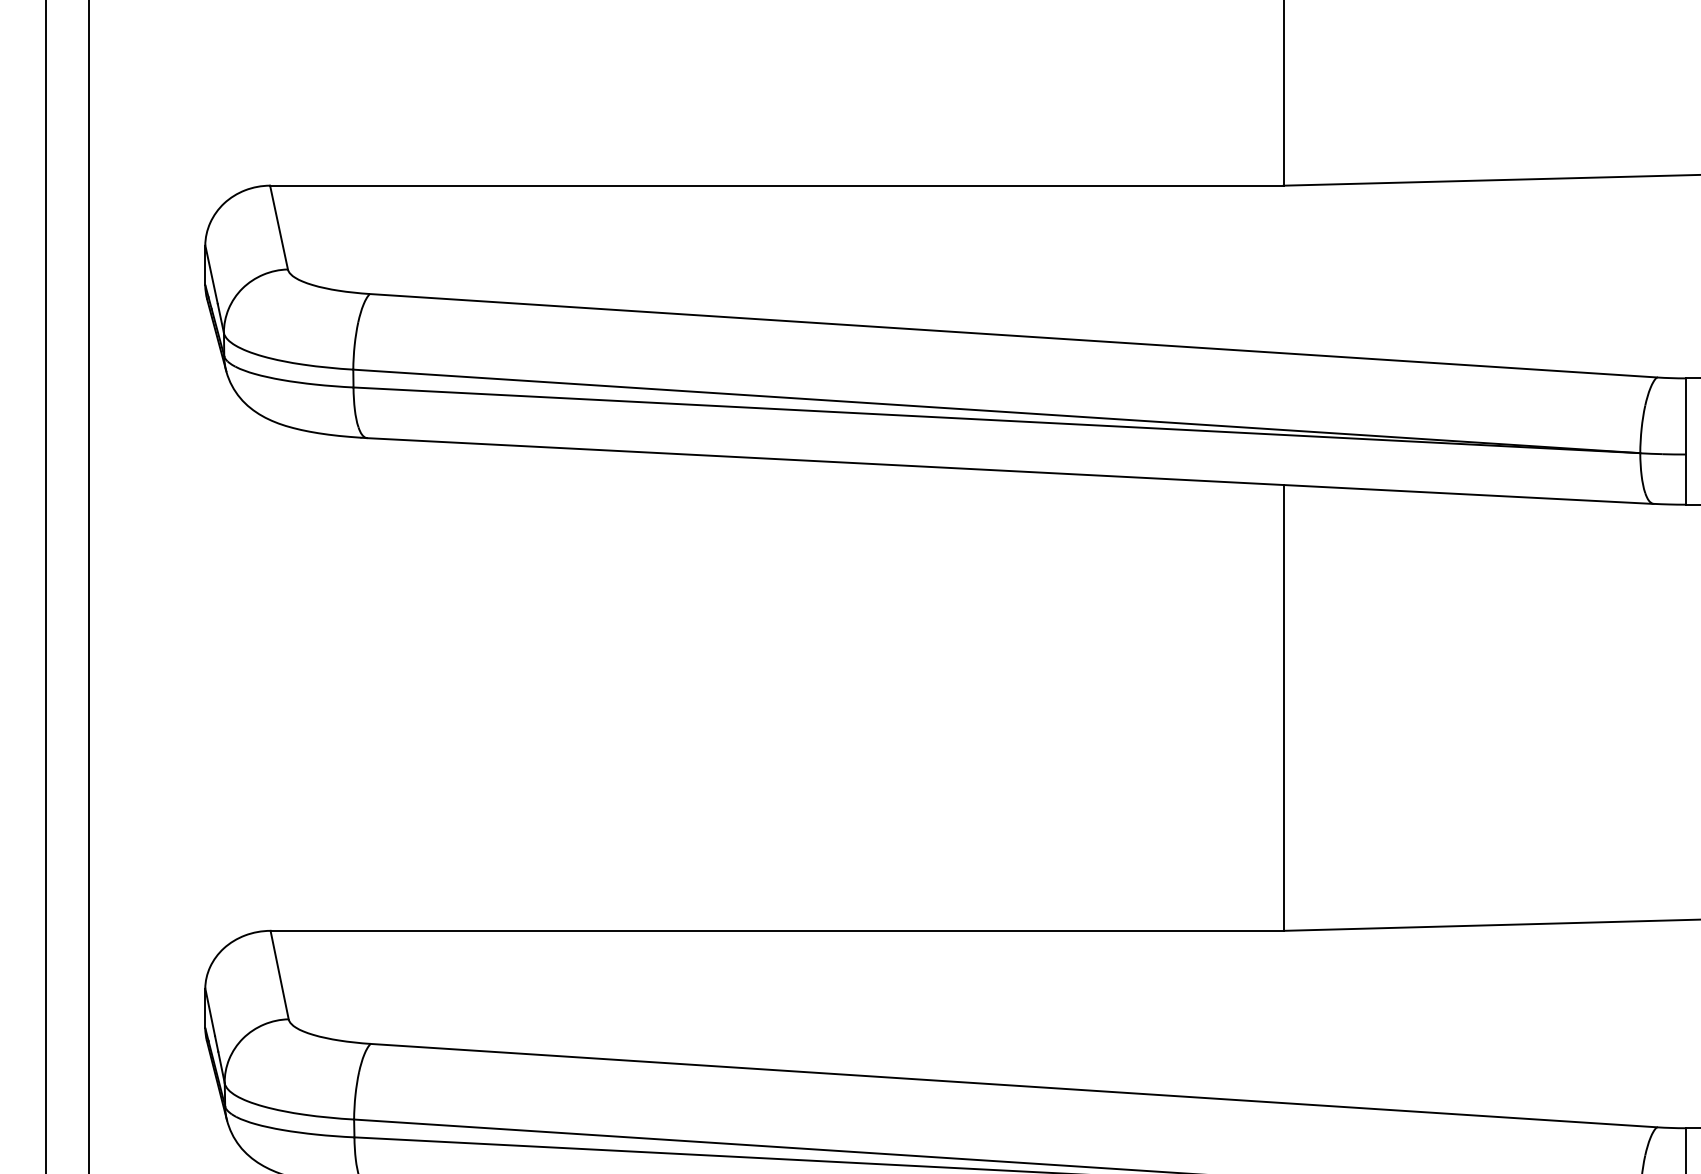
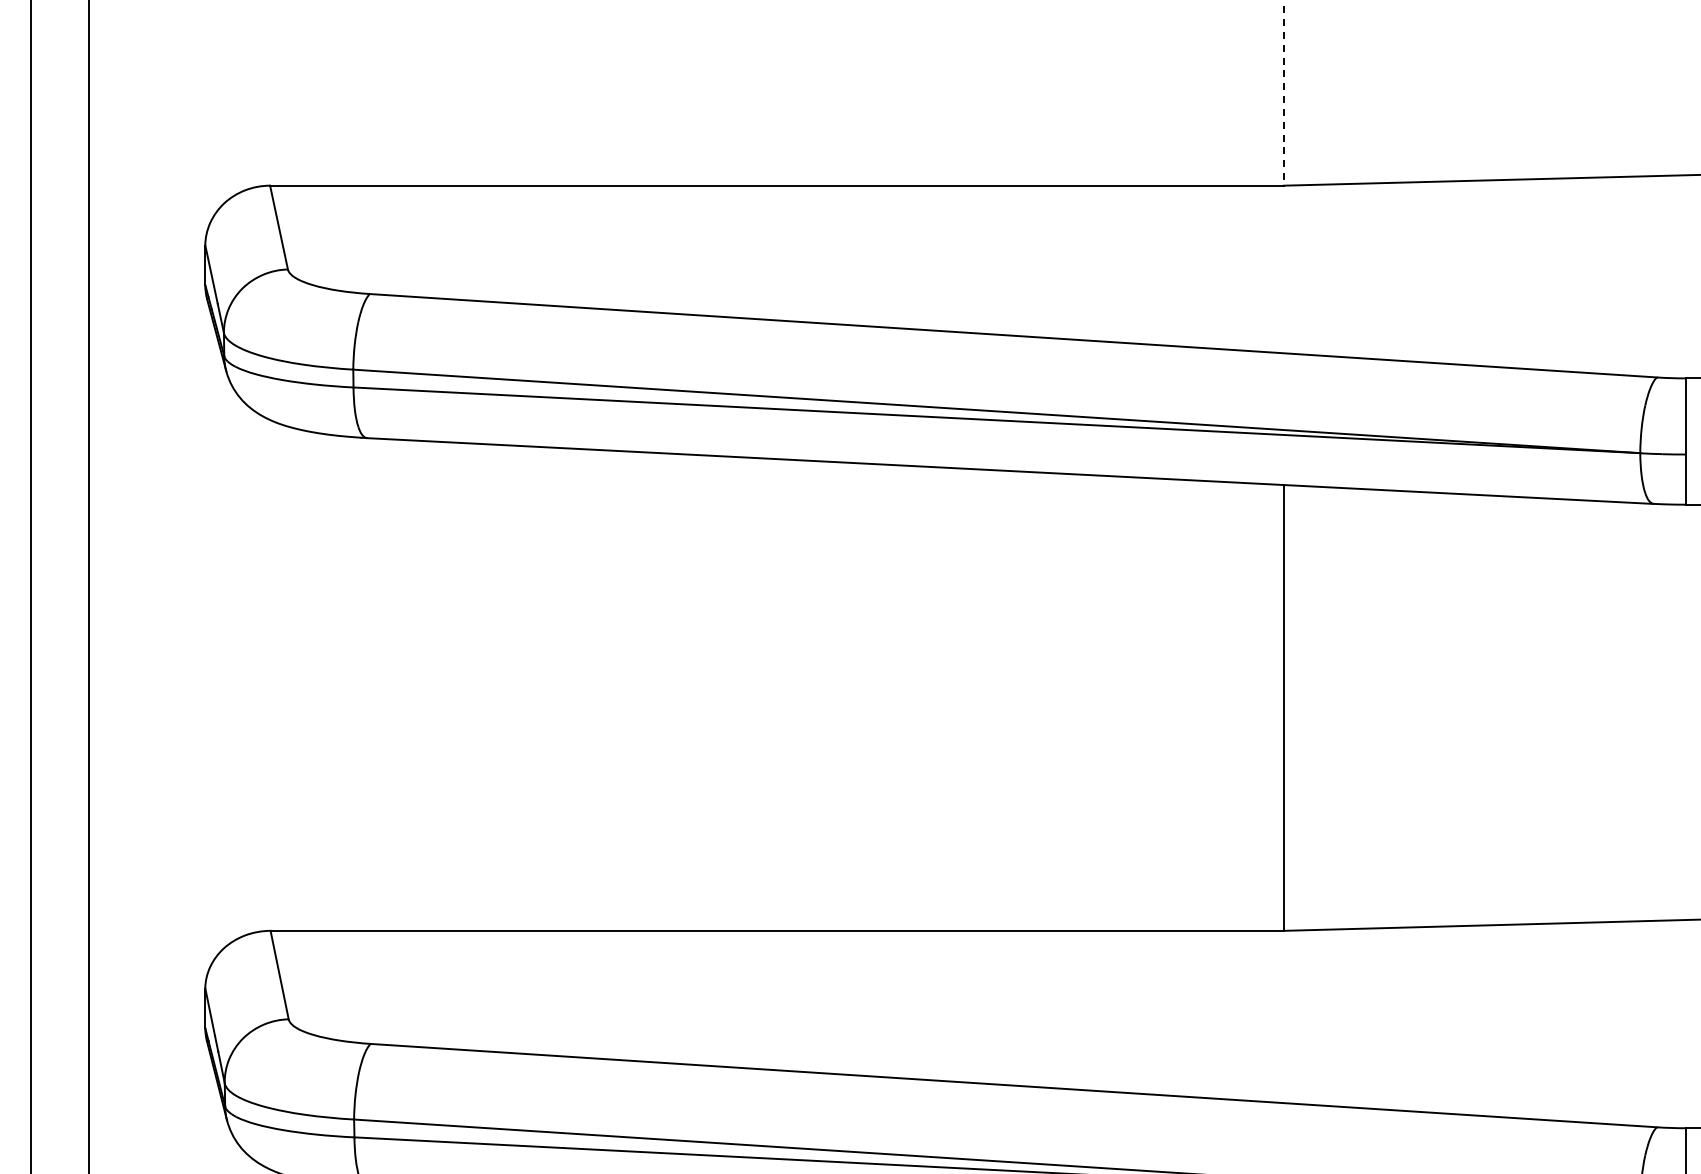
line: solid -> dashed (1283, 93)
line position: (45, 586) -> (30, 586) (30, 586)
